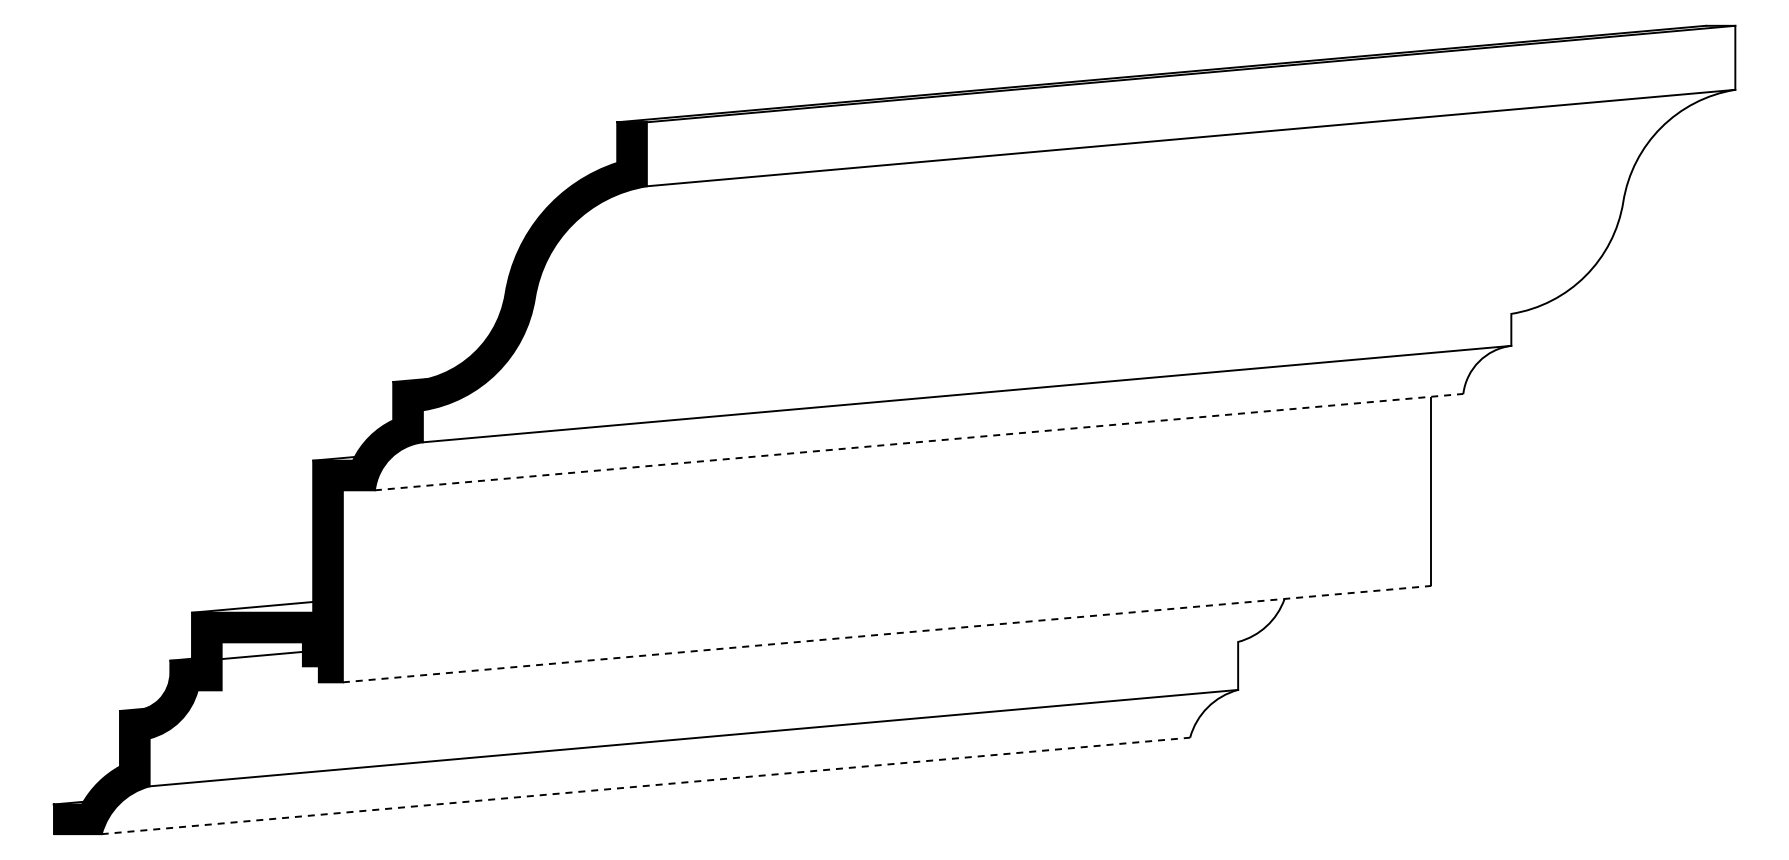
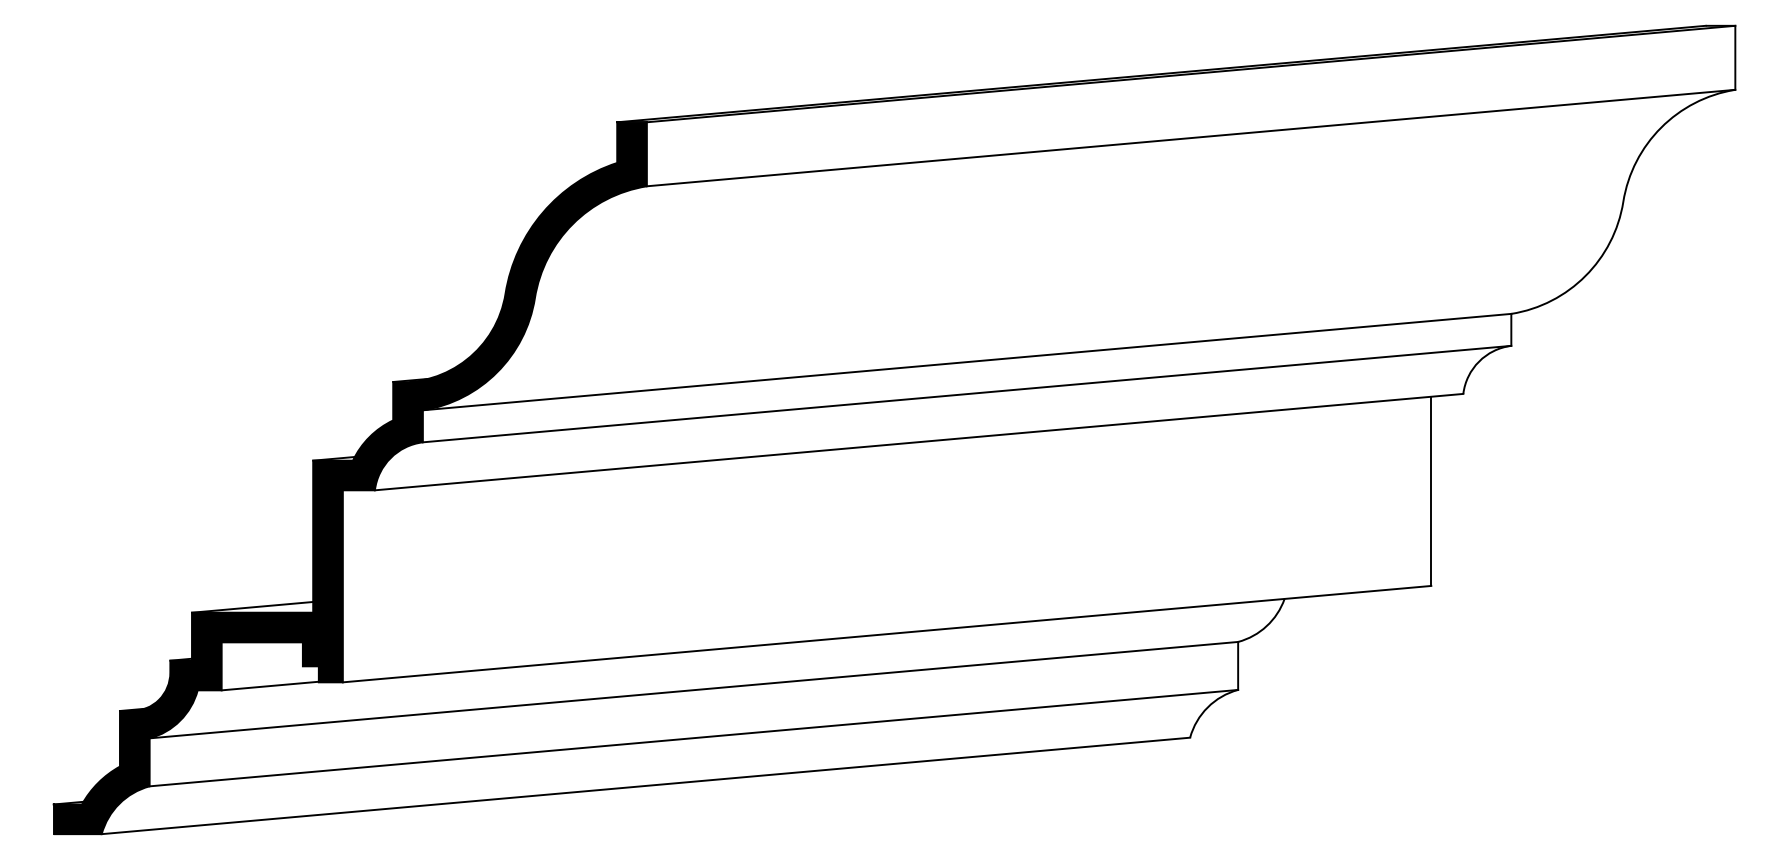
line: none -> present (966, 361)
line: dashed -> solid (919, 442)
line: dashed -> solid (887, 634)
line position: (266, 654) -> (269, 685) (269, 685)
line: none -> present (693, 689)
line: dashed -> solid (646, 785)
